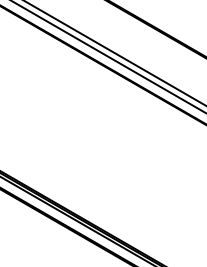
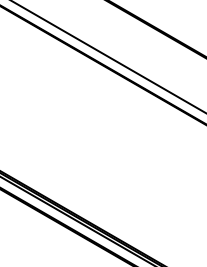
line: present -> none (114, 53)
